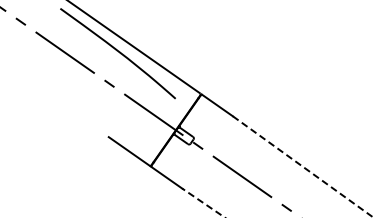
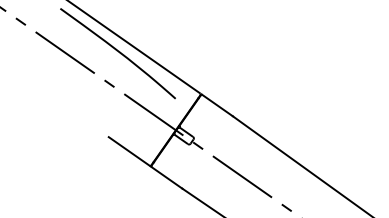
line: dashed -> solid (303, 167)
line: dashed -> solid (203, 203)
